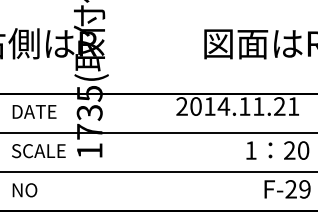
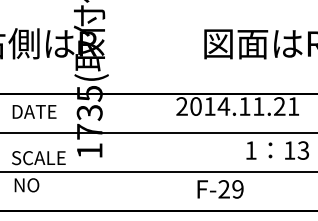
text: 20 -> 13 (296, 150)
text position: (38, 151) -> (38, 158) (38, 158)
text position: (287, 189) -> (220, 189) (220, 189)
text position: (24, 190) -> (26, 185) (26, 185)
